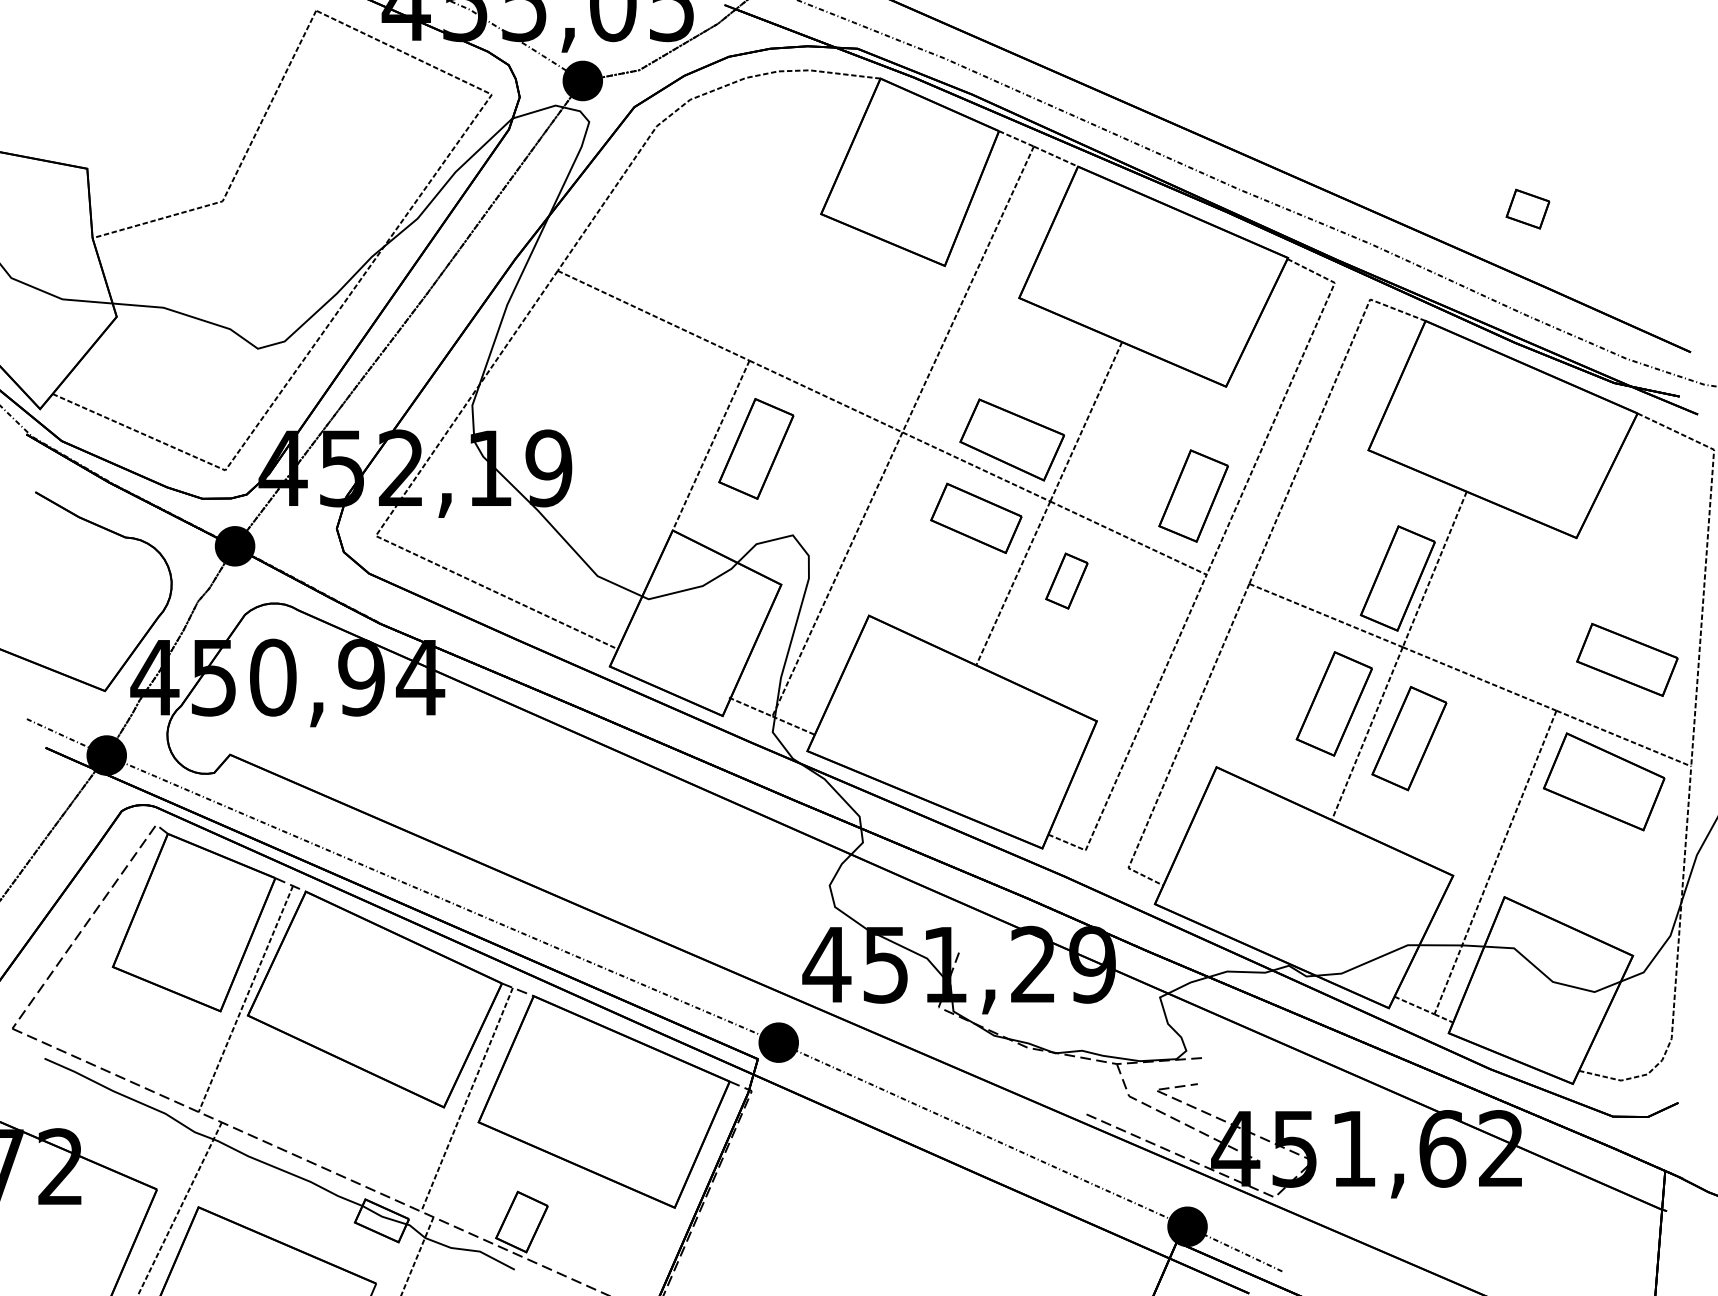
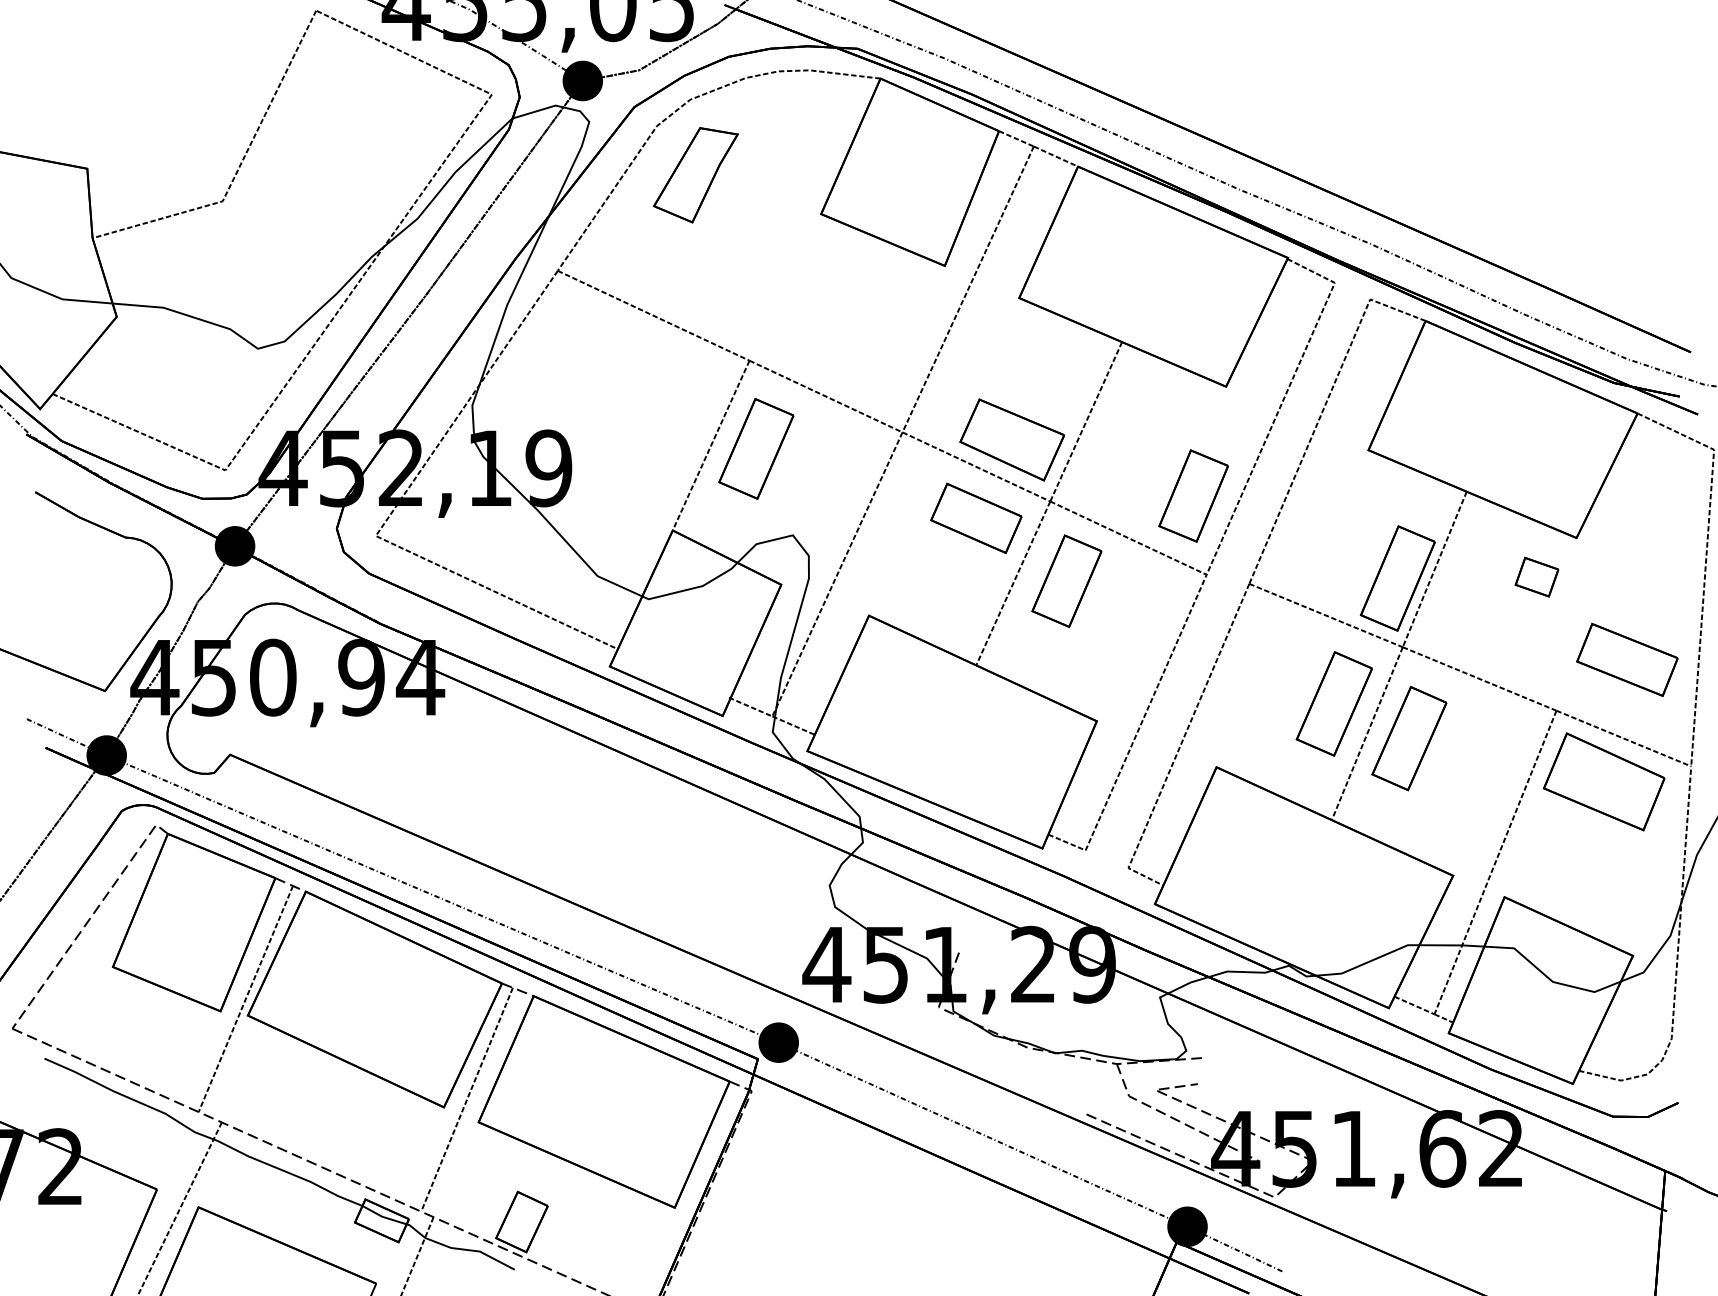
part: none -> present (695, 175)
part position: (1527, 208) -> (1536, 576) (1536, 576)
part size: 44x58 px -> 72x94 px (1066, 580)
